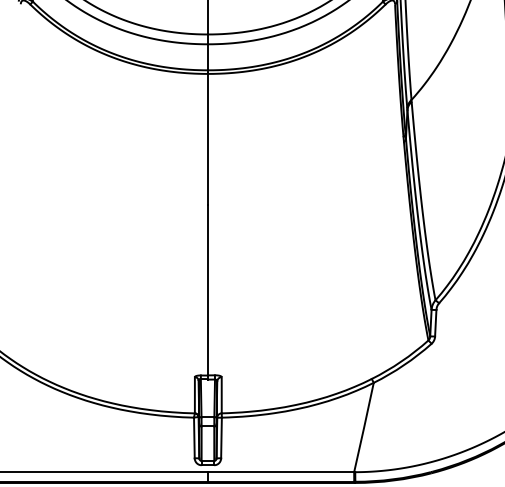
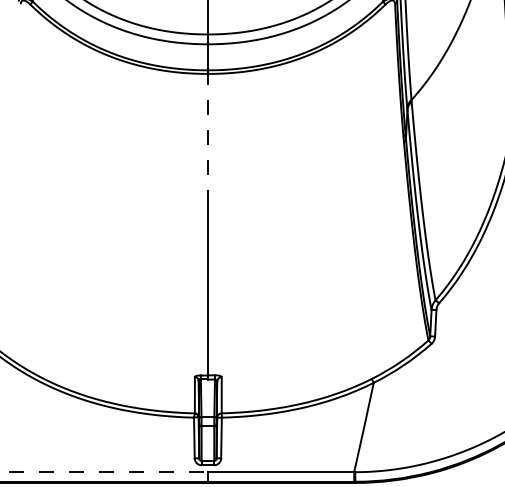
line: solid -> dashed (207, 139)
line: solid -> dashed (104, 472)
